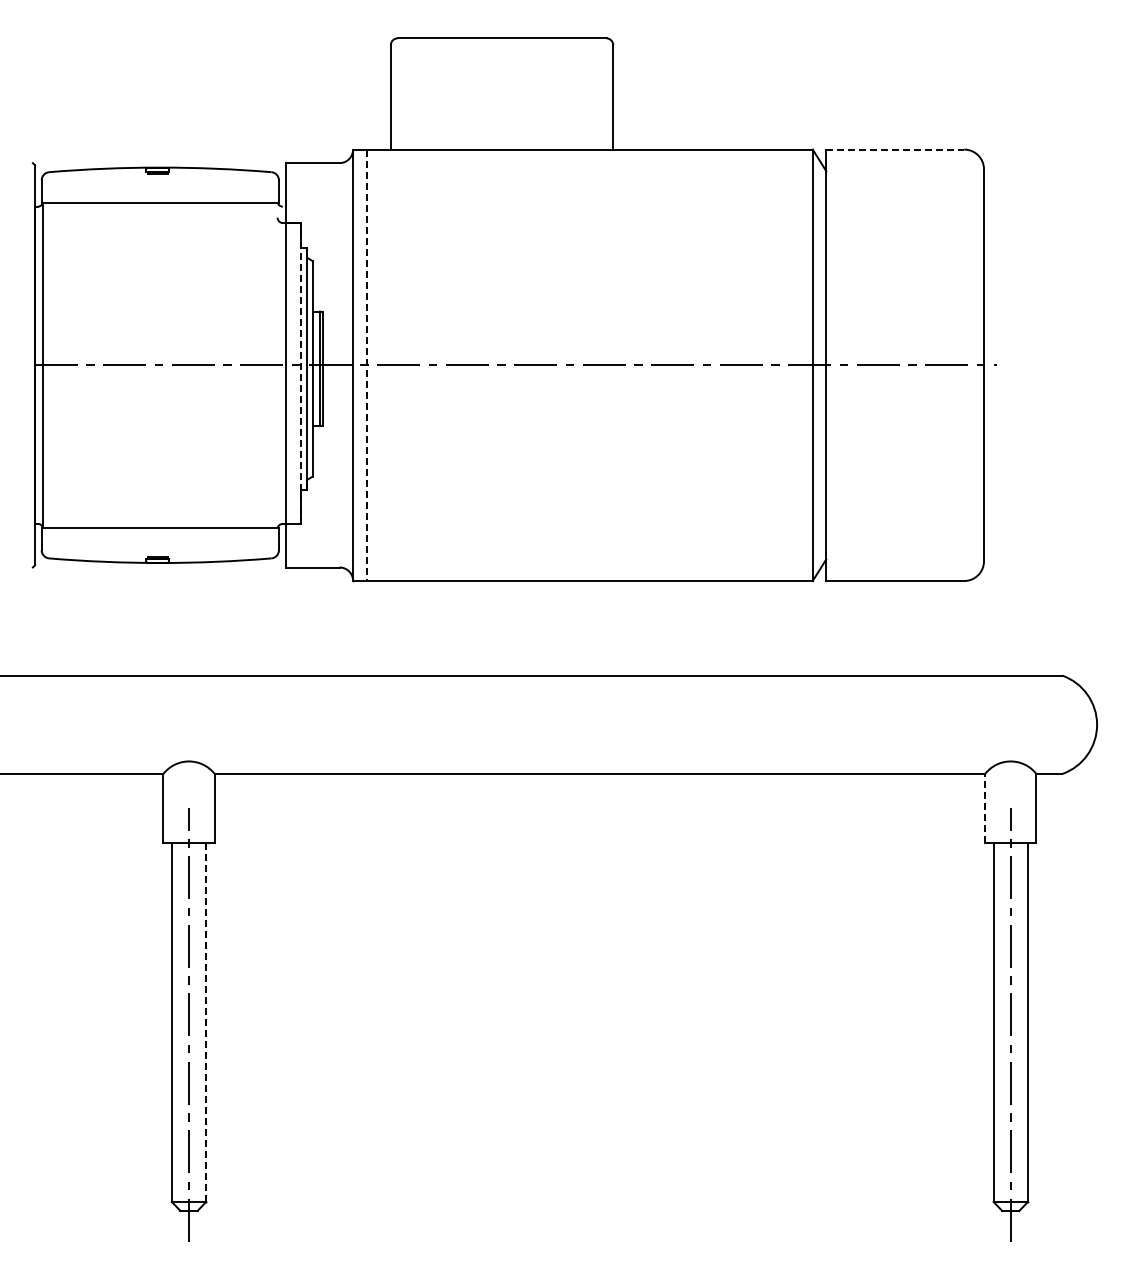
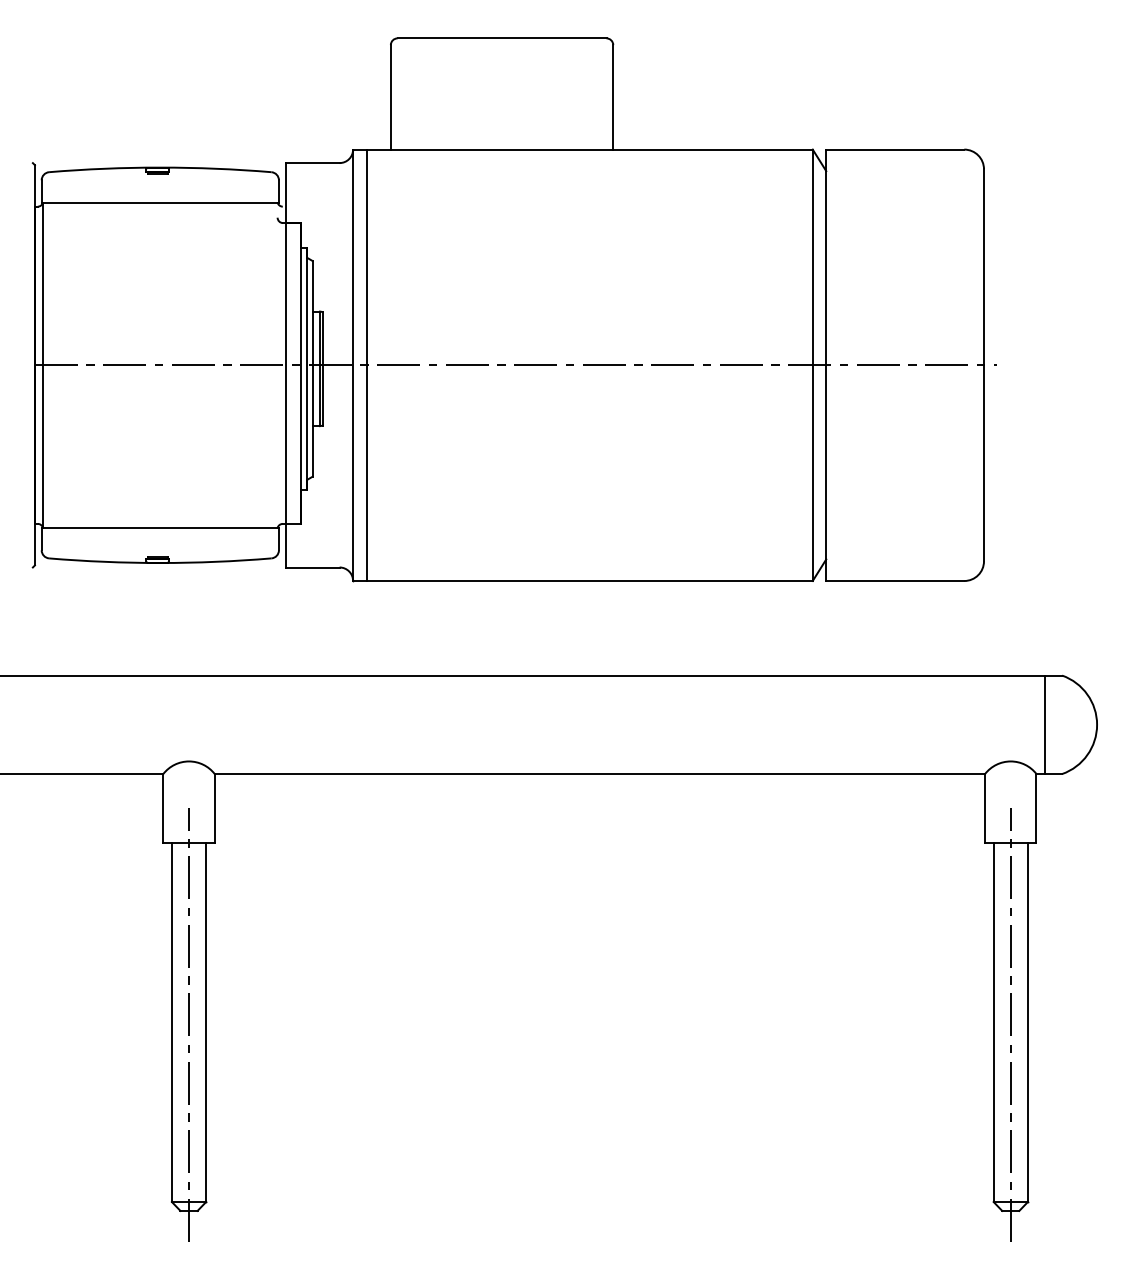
line: dashed -> solid (895, 149)
line: dashed -> solid (366, 365)
line: dashed -> solid (300, 372)
line: none -> present (1045, 724)
line: dashed -> solid (985, 807)
line: dashed -> solid (206, 1022)
